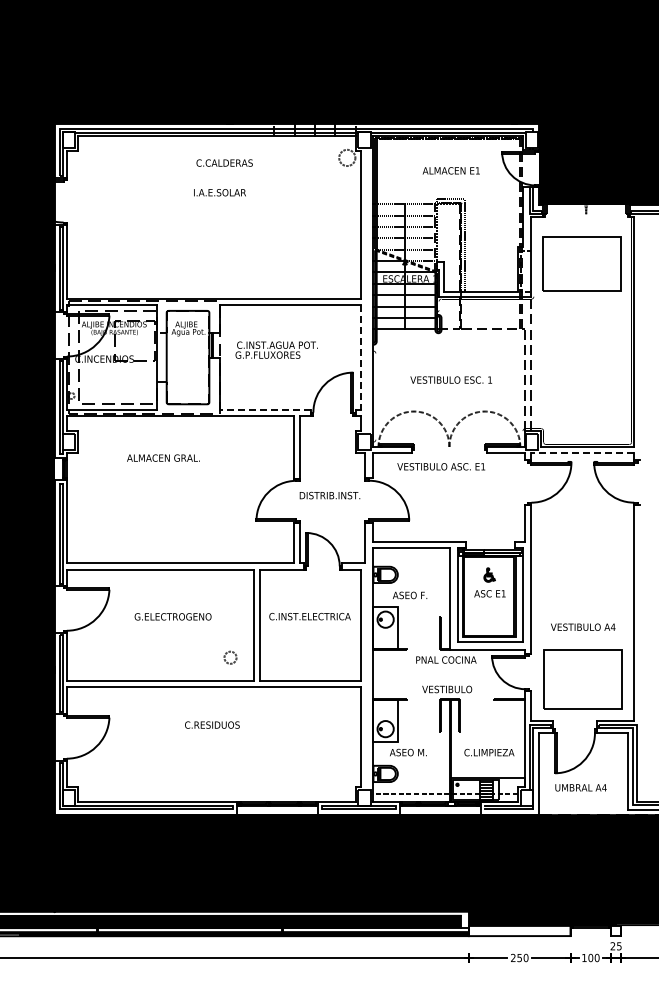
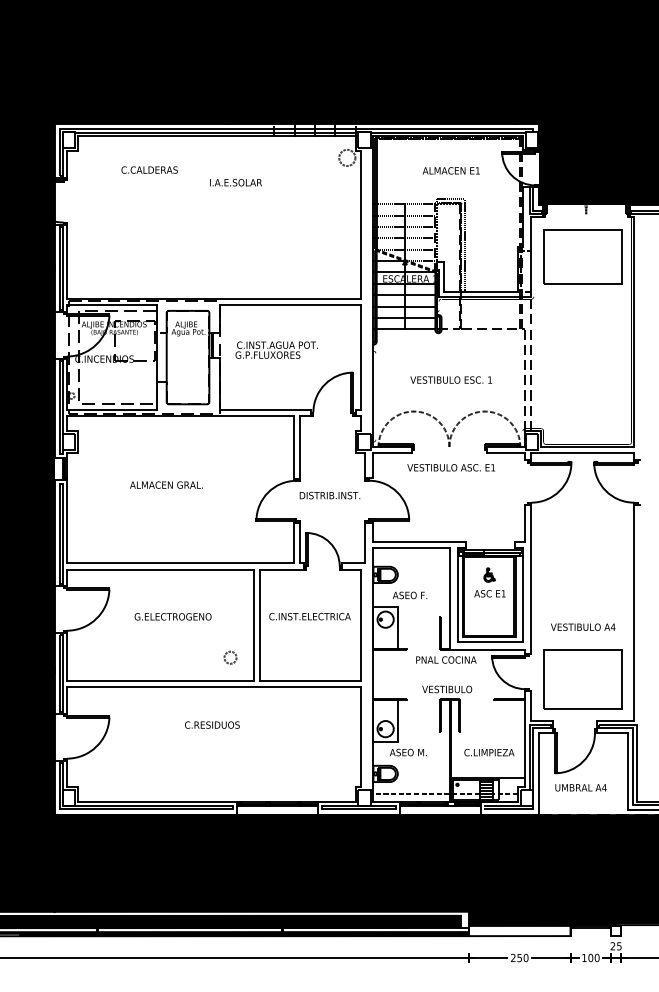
text position: (224, 162) -> (149, 169) (149, 169)
text position: (219, 192) -> (235, 182) (235, 182)
part position: (581, 263) -> (582, 256) (582, 256)
line: dashed -> solid (361, 357)
line: dashed -> solid (265, 410)
line: dashed -> solid (582, 453)
text position: (163, 457) -> (166, 484) (166, 484)
text position: (440, 466) -> (450, 467) (450, 467)
